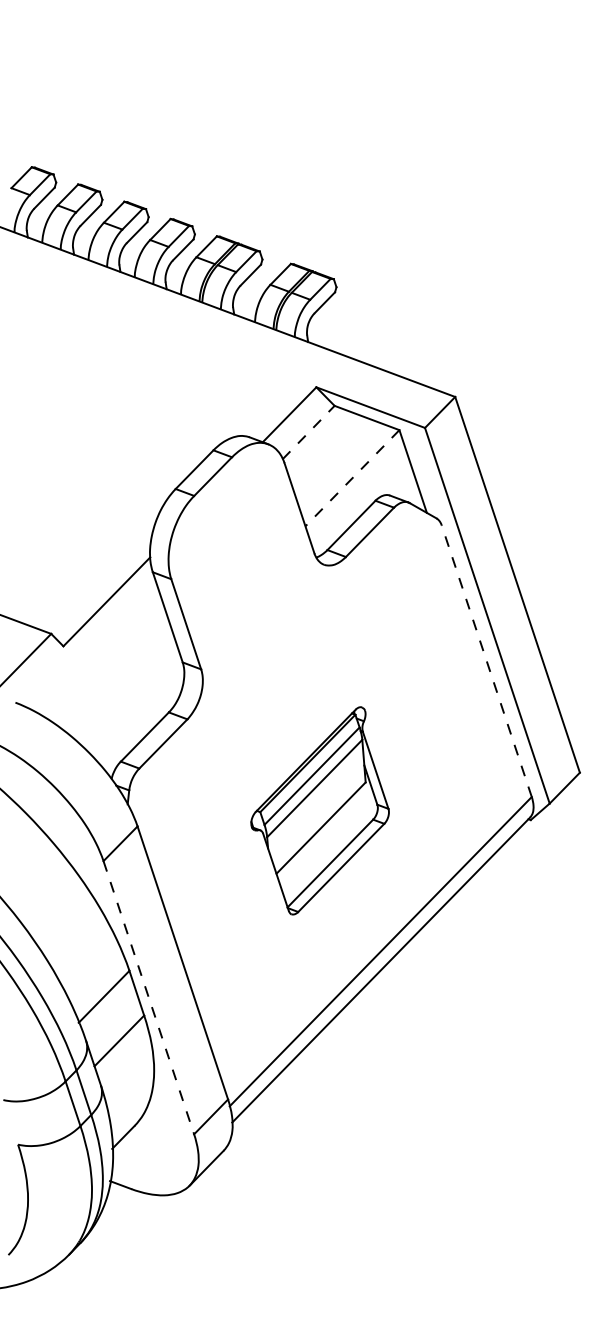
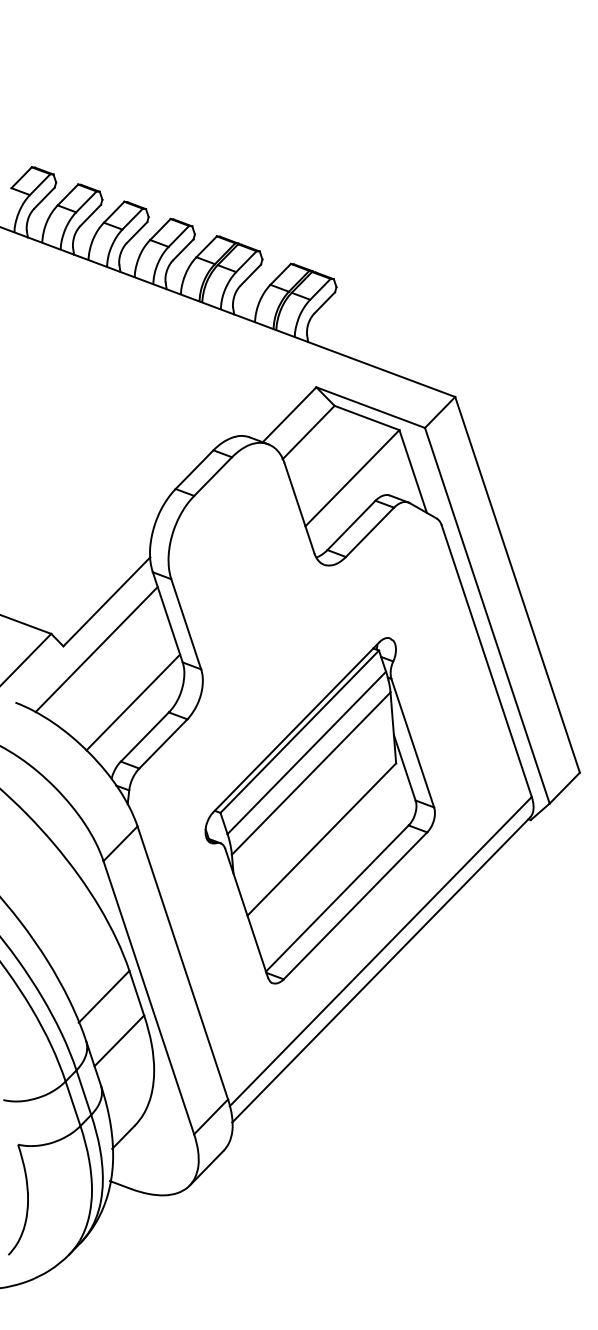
line: dashed -> solid (309, 432)
line: dashed -> solid (352, 478)
line: none -> present (96, 649)
line: dashed -> solid (486, 660)
line: none -> present (133, 702)
part size: 140x210 px -> 232x348 px (319, 810)
line: dashed -> solid (148, 997)
